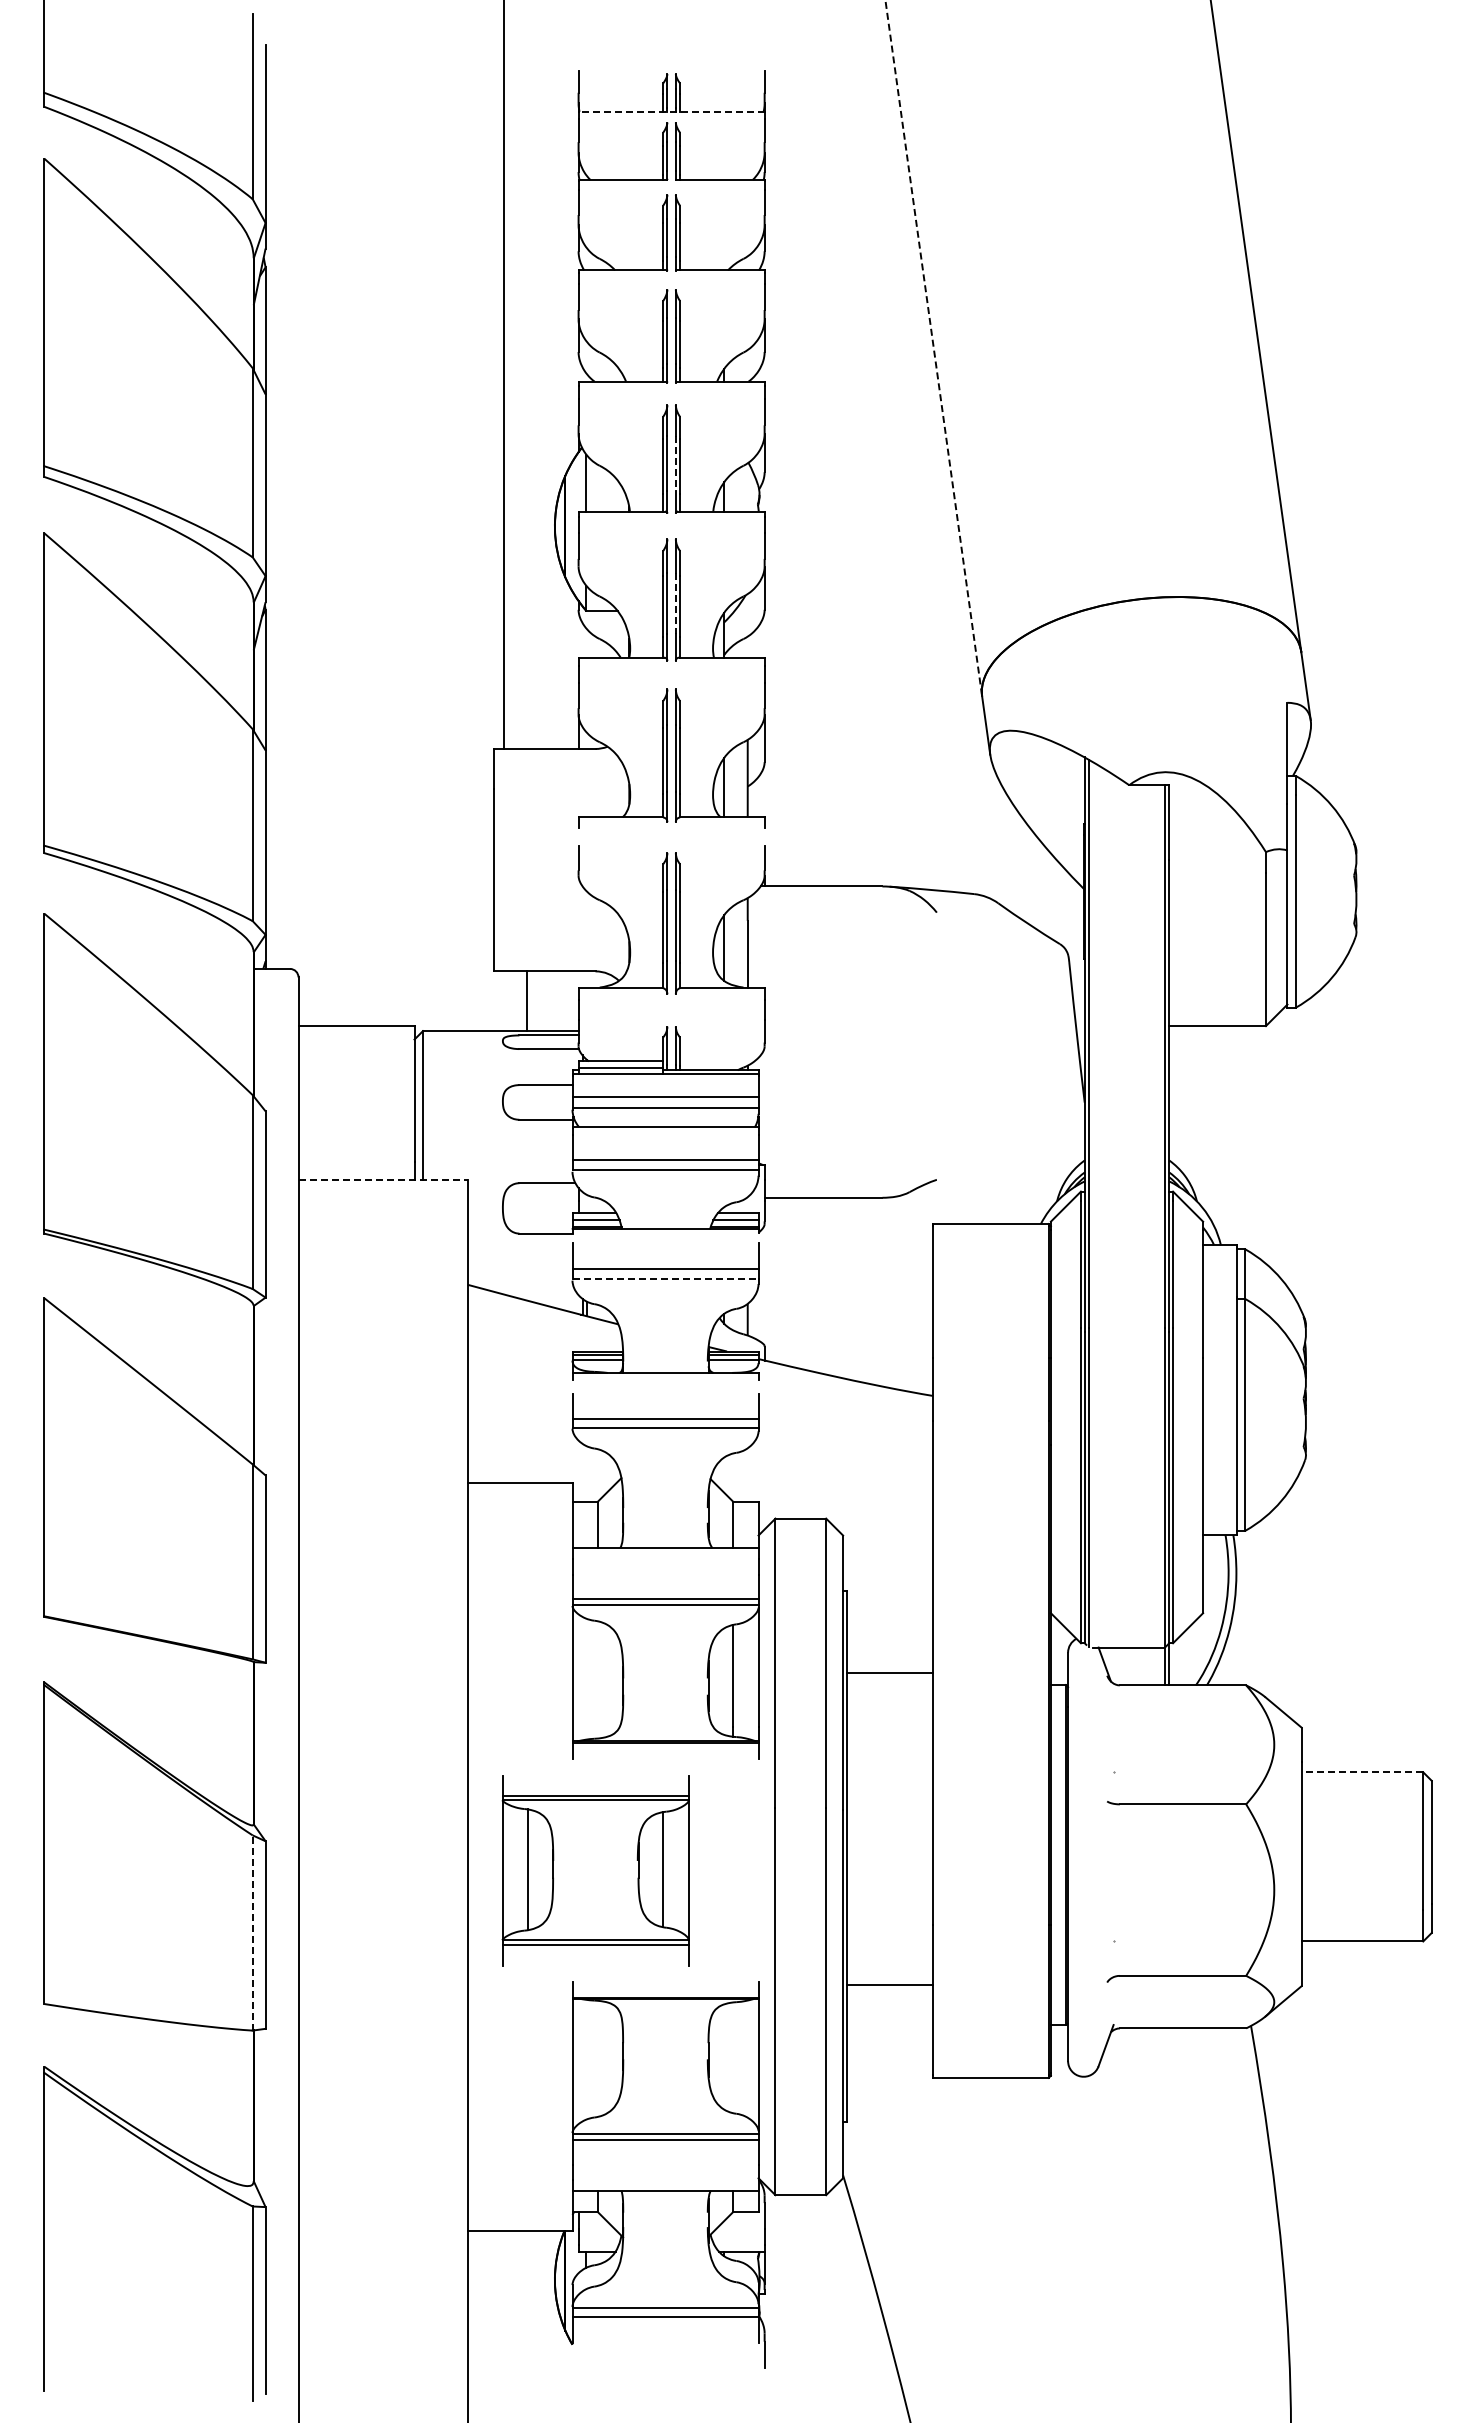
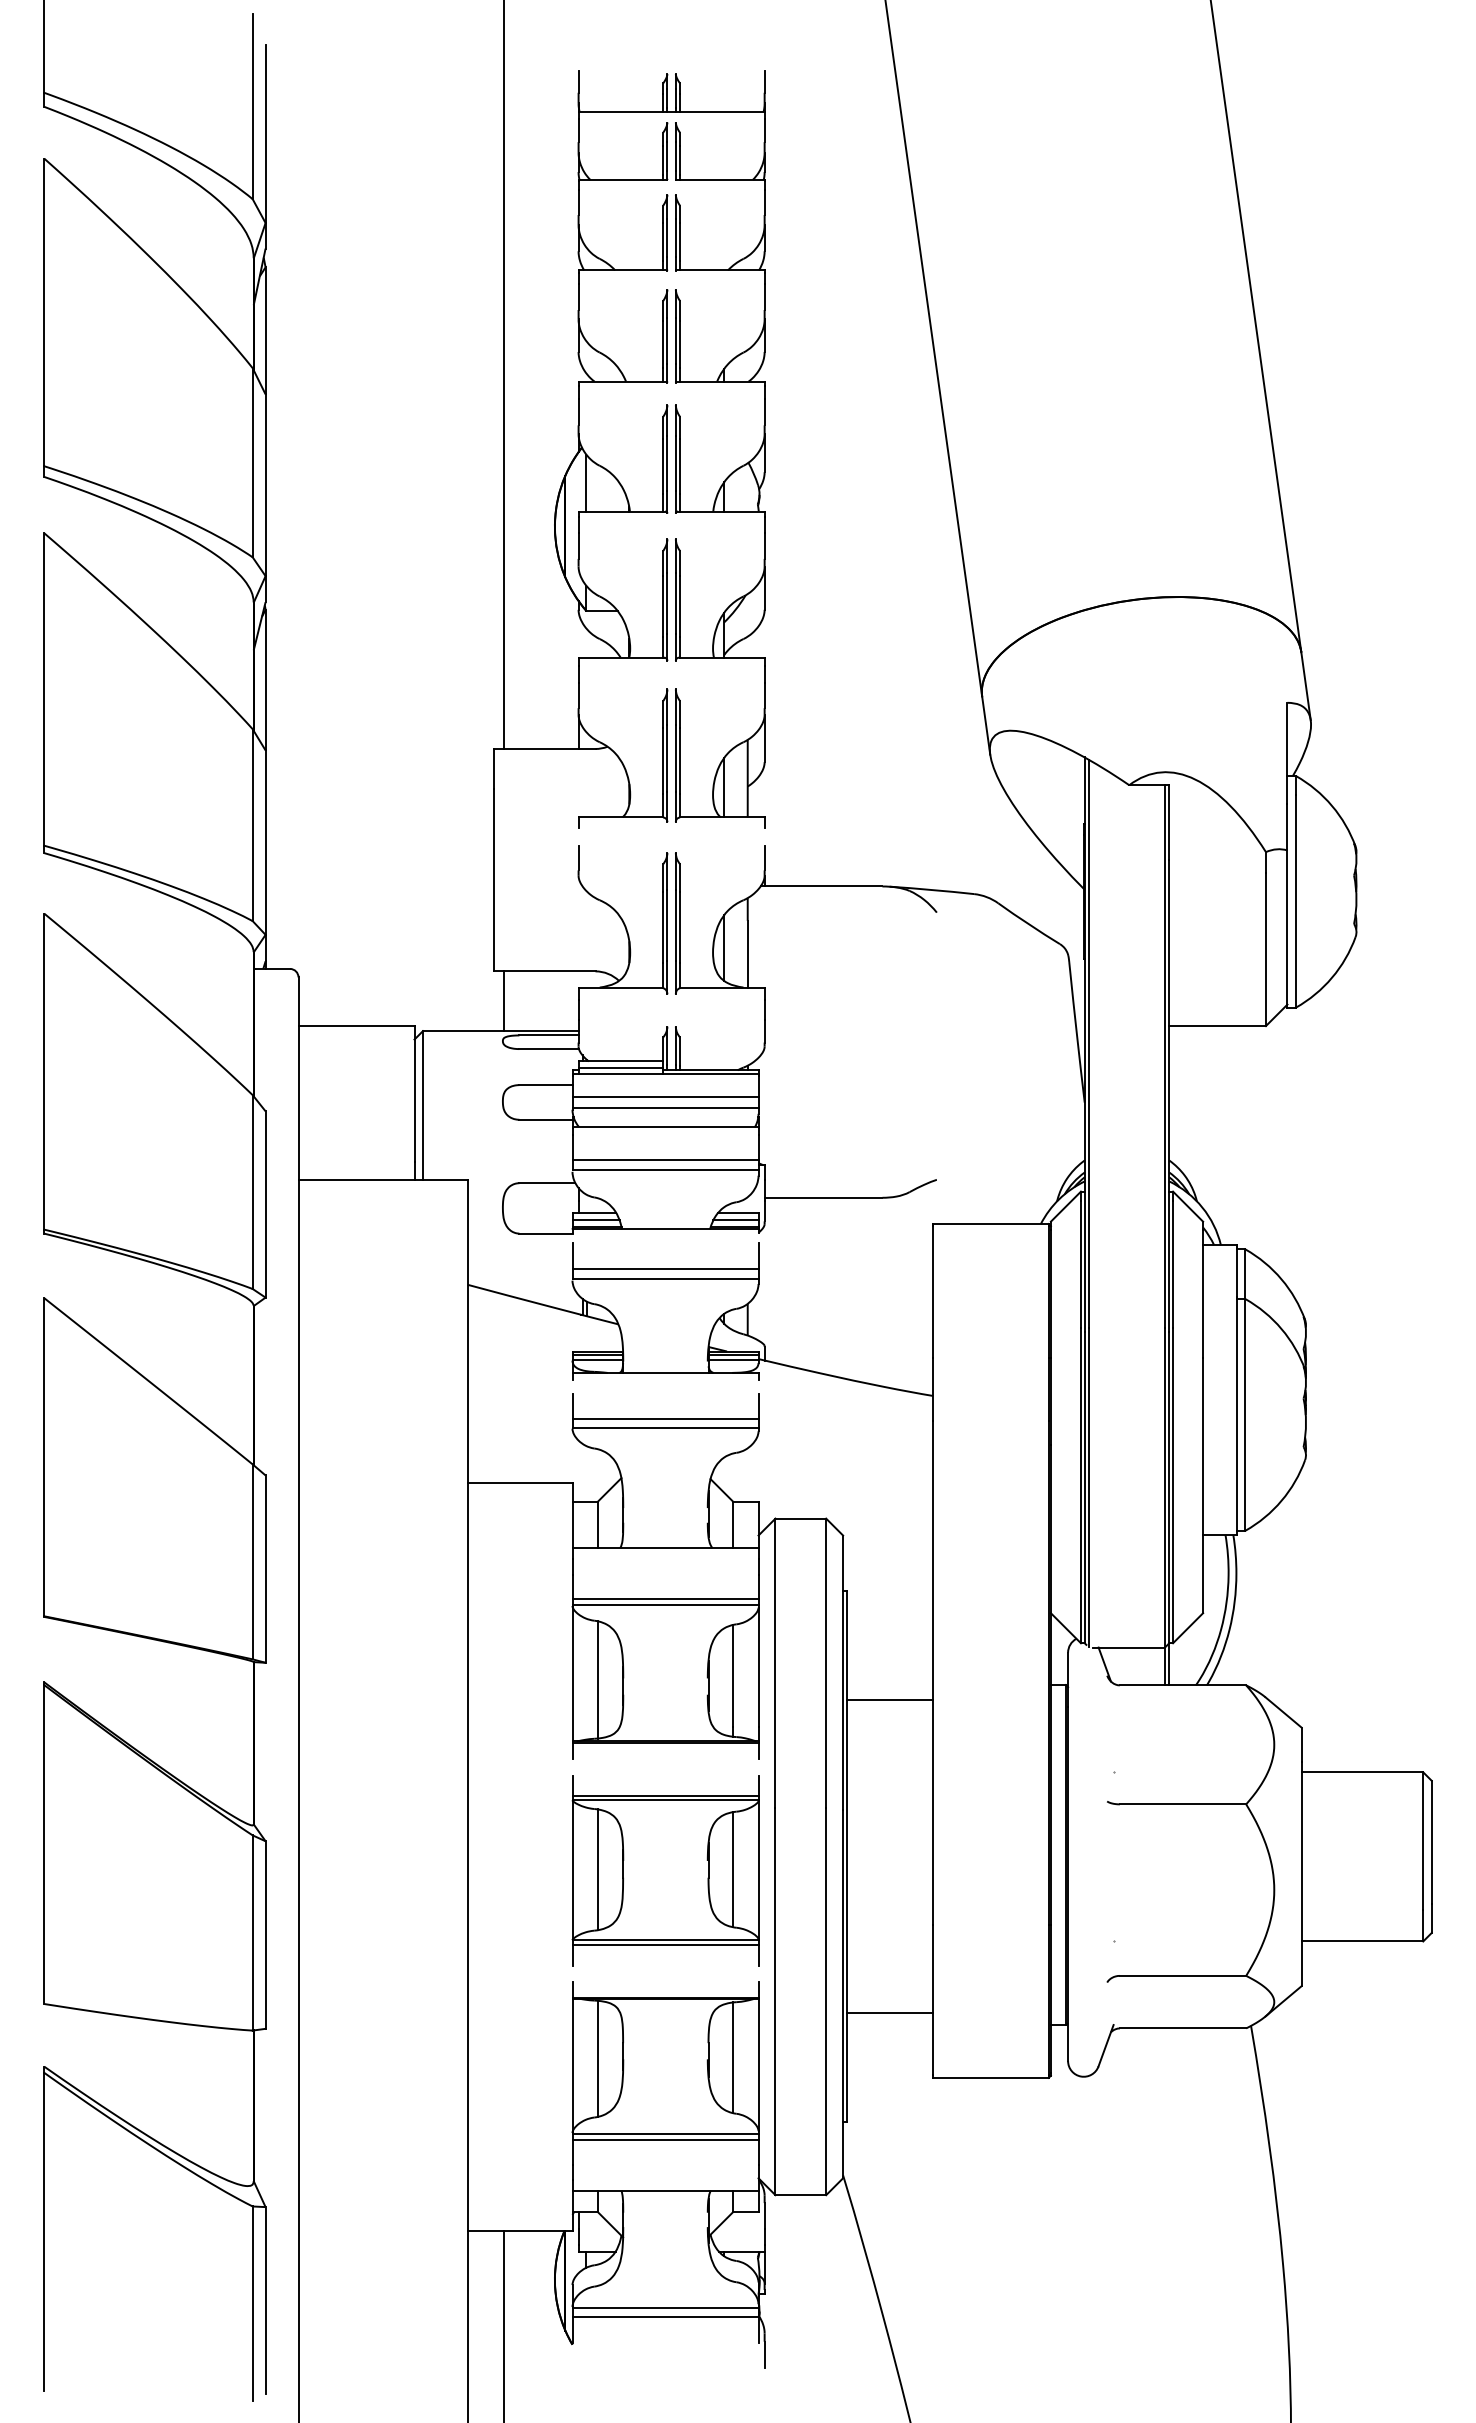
line: dashed -> solid (671, 111)
line: dashed -> solid (933, 348)
line: dashed -> solid (675, 464)
line: dashed -> solid (675, 603)
line position: (527, 1001) -> (504, 1001) (504, 1001)
line: dashed -> solid (383, 1180)
line: dashed -> solid (666, 1279)
line position: (889, 1673) -> (889, 1700) (889, 1700)
line: none -> present (597, 1679)
line: dashed -> solid (1362, 1772)
part position: (595, 1870) -> (665, 1870) (665, 1870)
line: dashed -> solid (252, 1932)
line position: (889, 1985) -> (889, 2013) (889, 2013)
line: none -> present (733, 2057)
line: none -> present (597, 2058)
line: none -> present (504, 2324)
